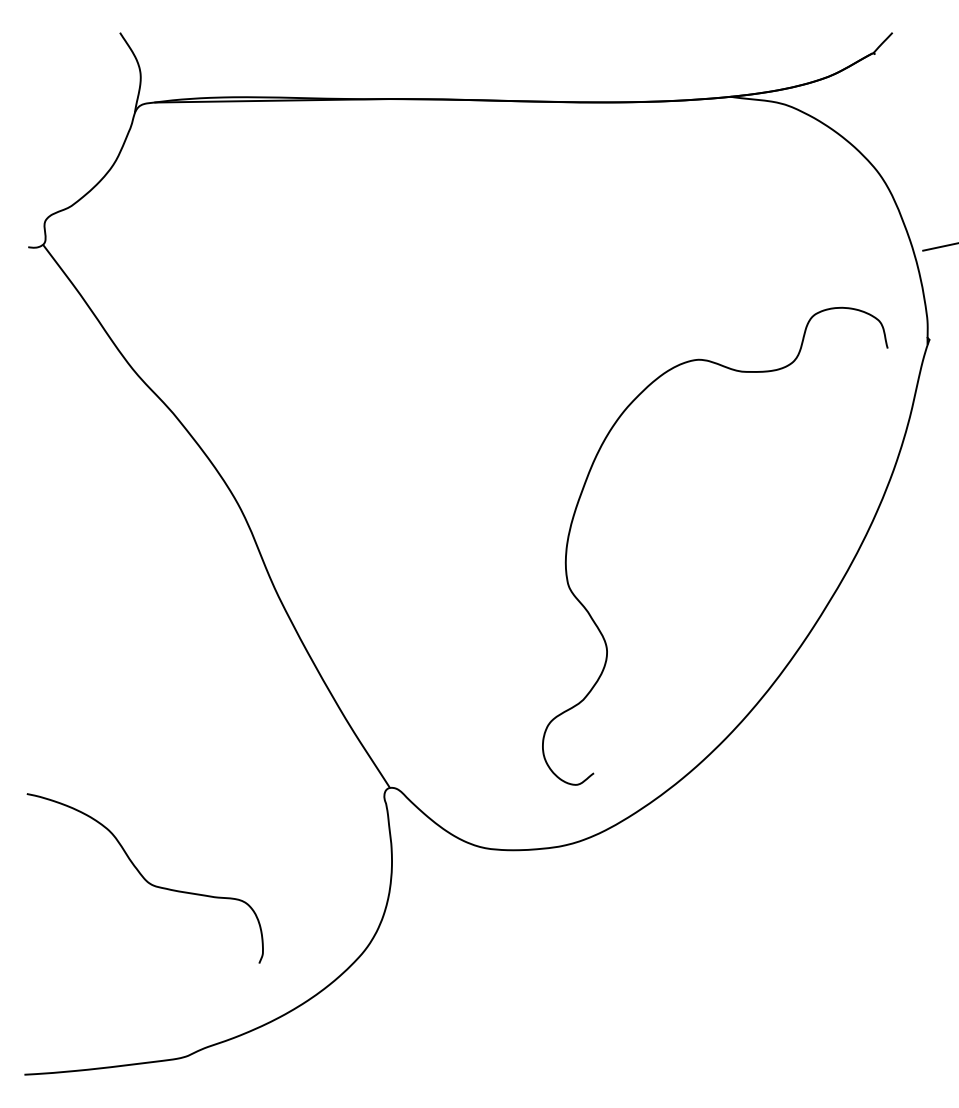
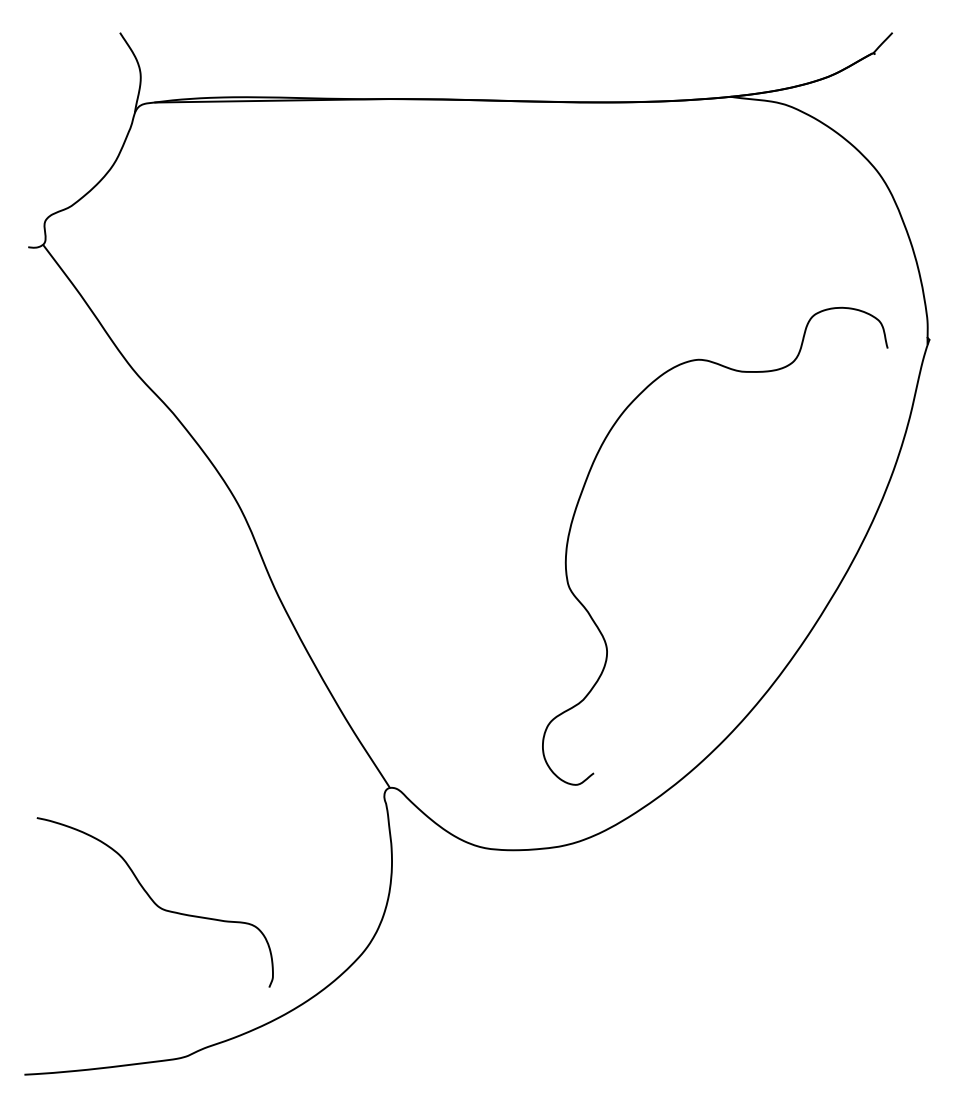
line: present -> none (939, 246)
curve position: (144, 878) -> (154, 902) (154, 902)
